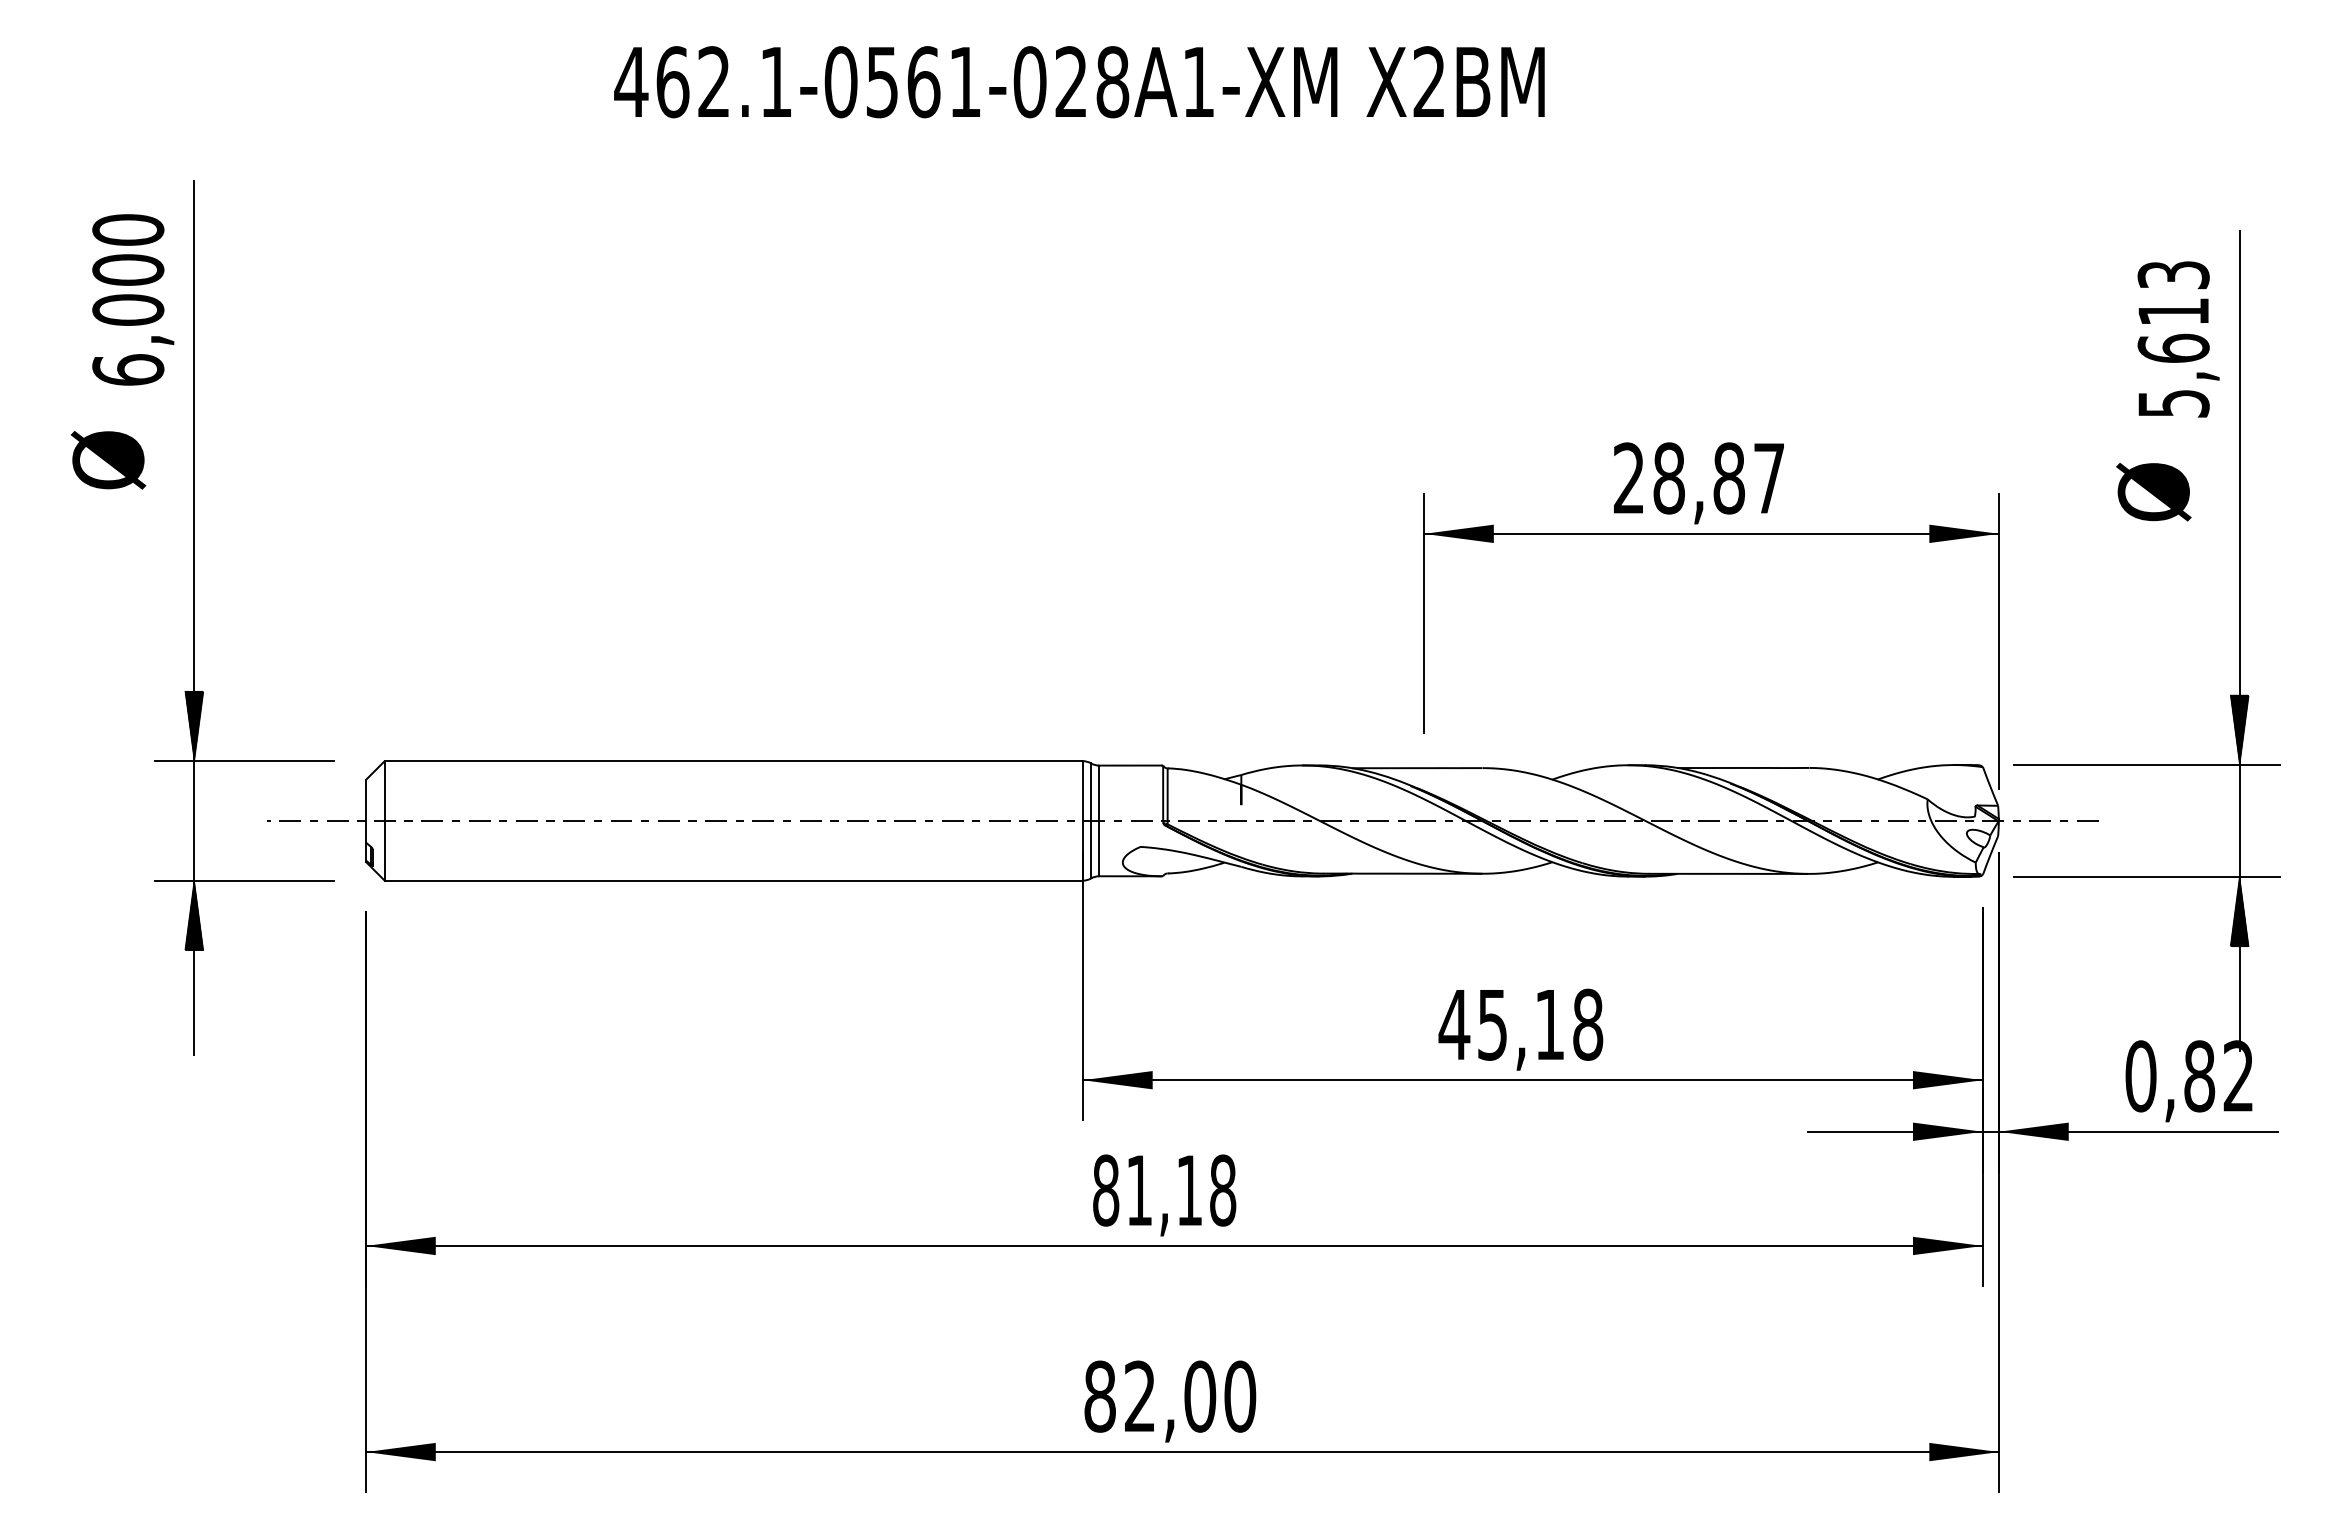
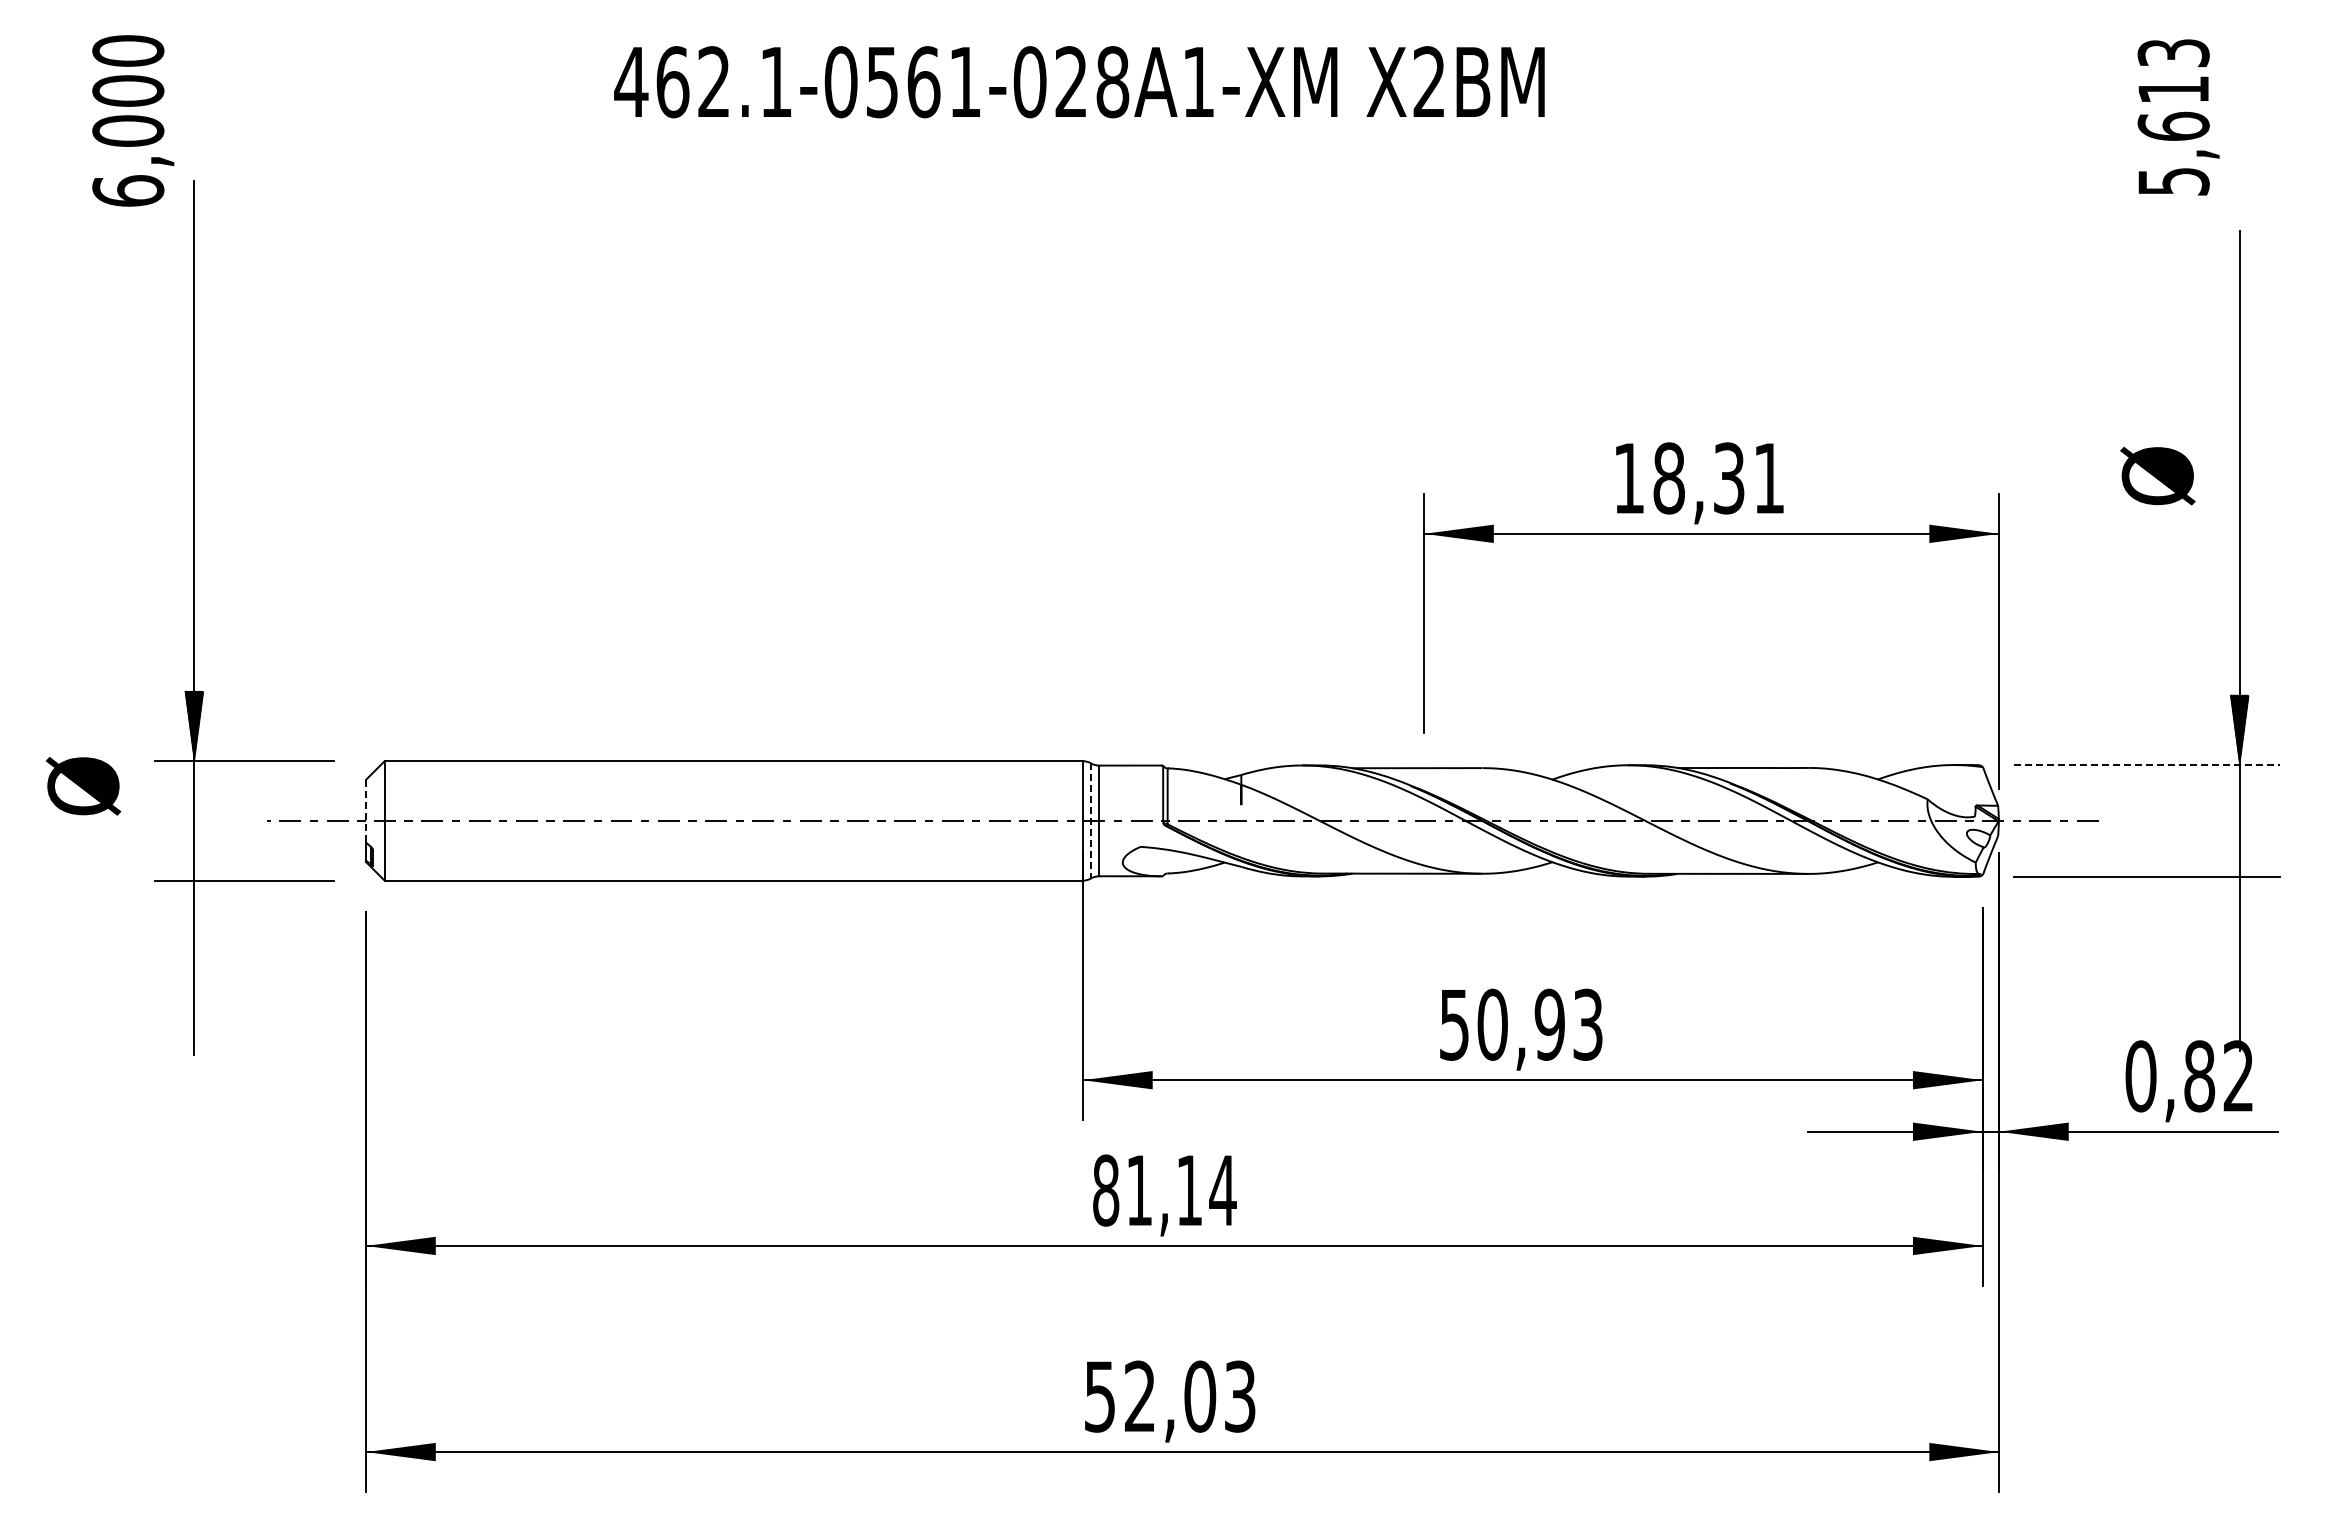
text position: (133, 299) -> (133, 120) (133, 120)
text position: (2178, 339) -> (2178, 117) (2178, 117)
text position: (108, 460) -> (83, 786) (83, 786)
text: 28,87 -> 18,31 (1698, 478)
text position: (2153, 492) -> (2157, 476) (2157, 476)
line: solid -> dashed (2146, 765)
line: solid -> dashed (366, 811)
line: solid -> dashed (1091, 820)
hatch: present -> none (2239, 911)
hatch: present -> none (194, 915)
text: 45,18 -> 50,93 (1520, 1024)
text: 81,18 -> 81,14 (1222, 1190)
text: 82,00 -> 52,03 (1170, 1396)
